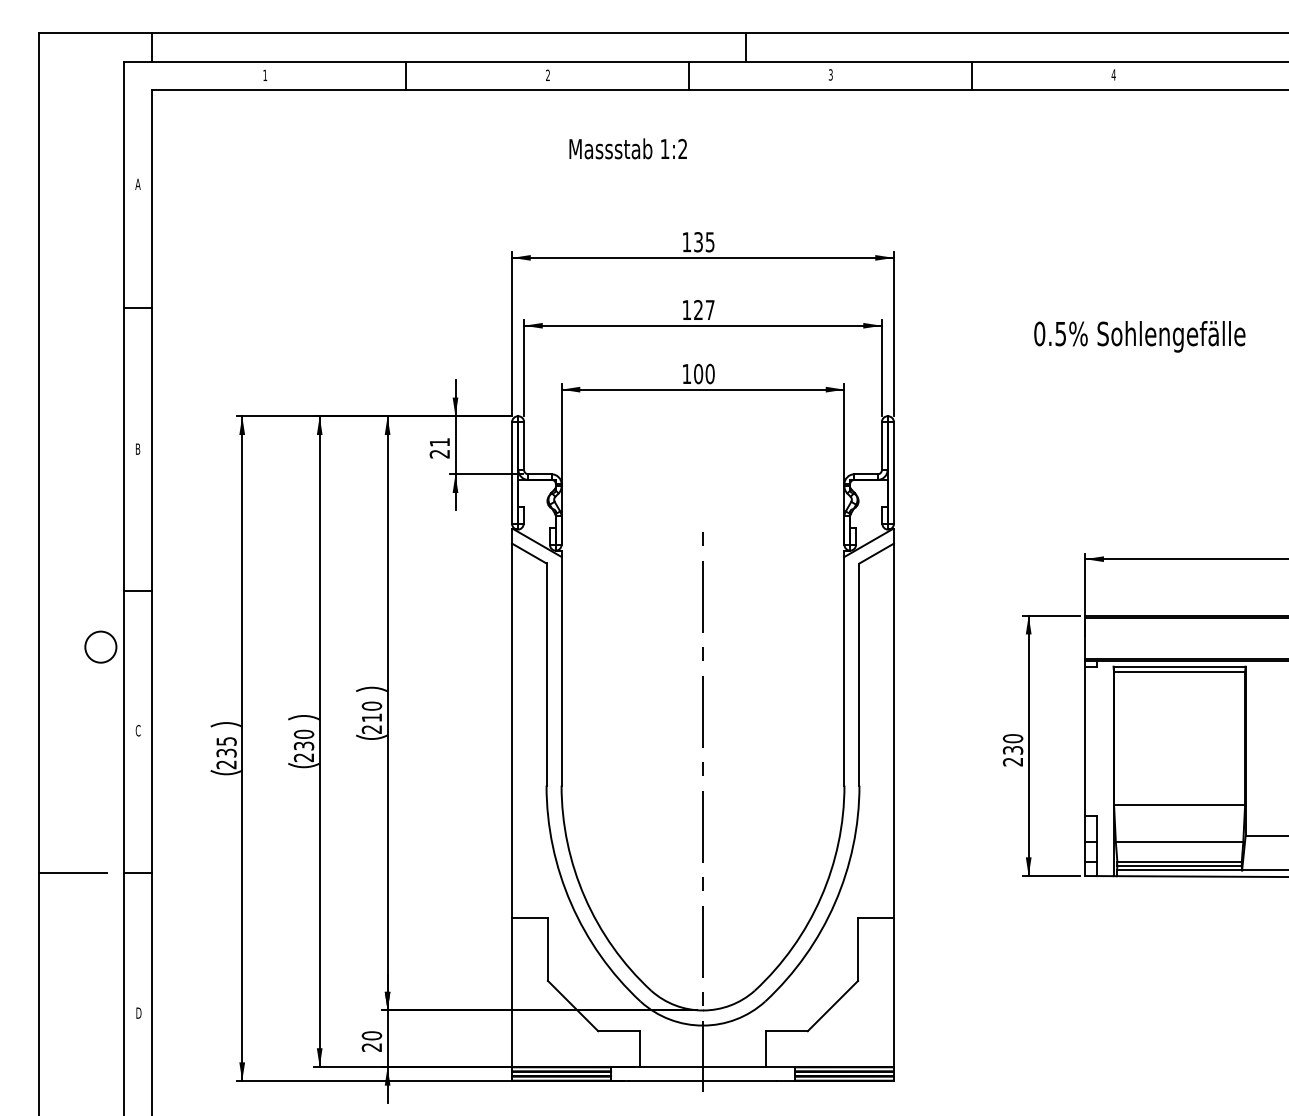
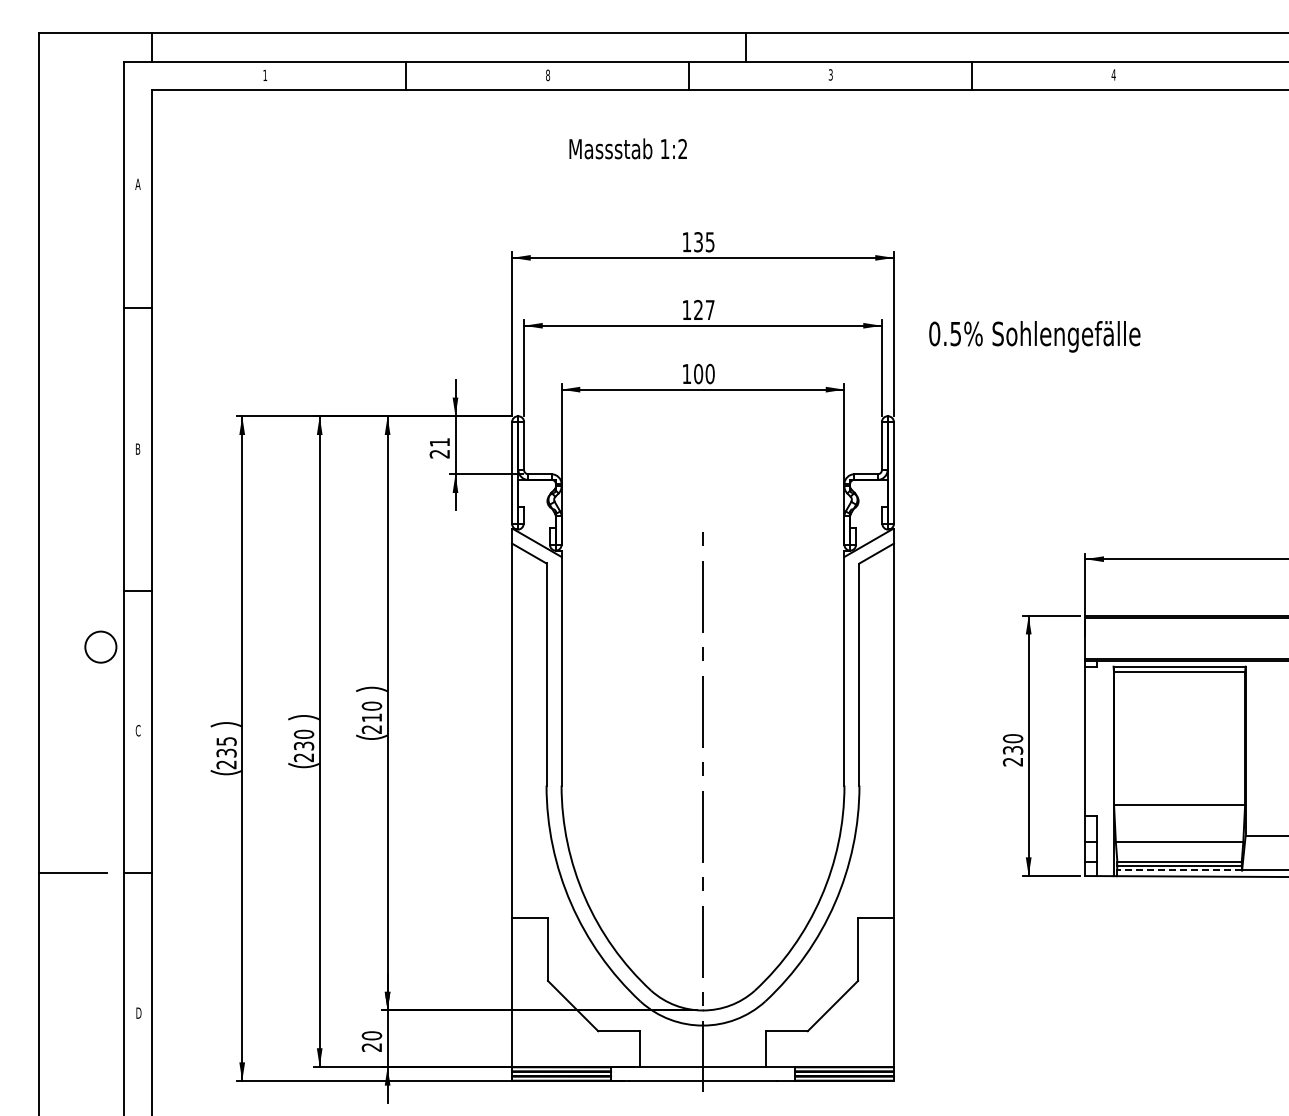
text: 2 -> 8 (548, 75)
text position: (1139, 336) -> (1034, 336) (1034, 336)
line: solid -> dashed (1179, 870)
